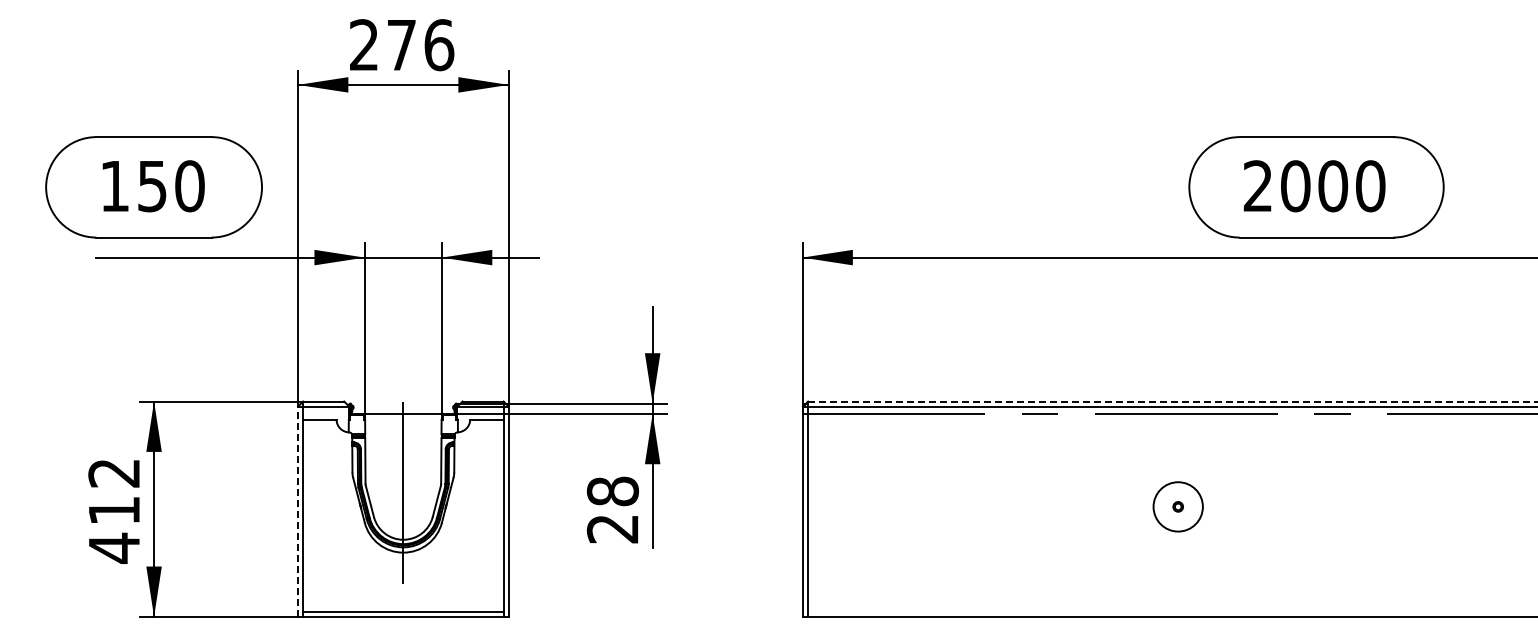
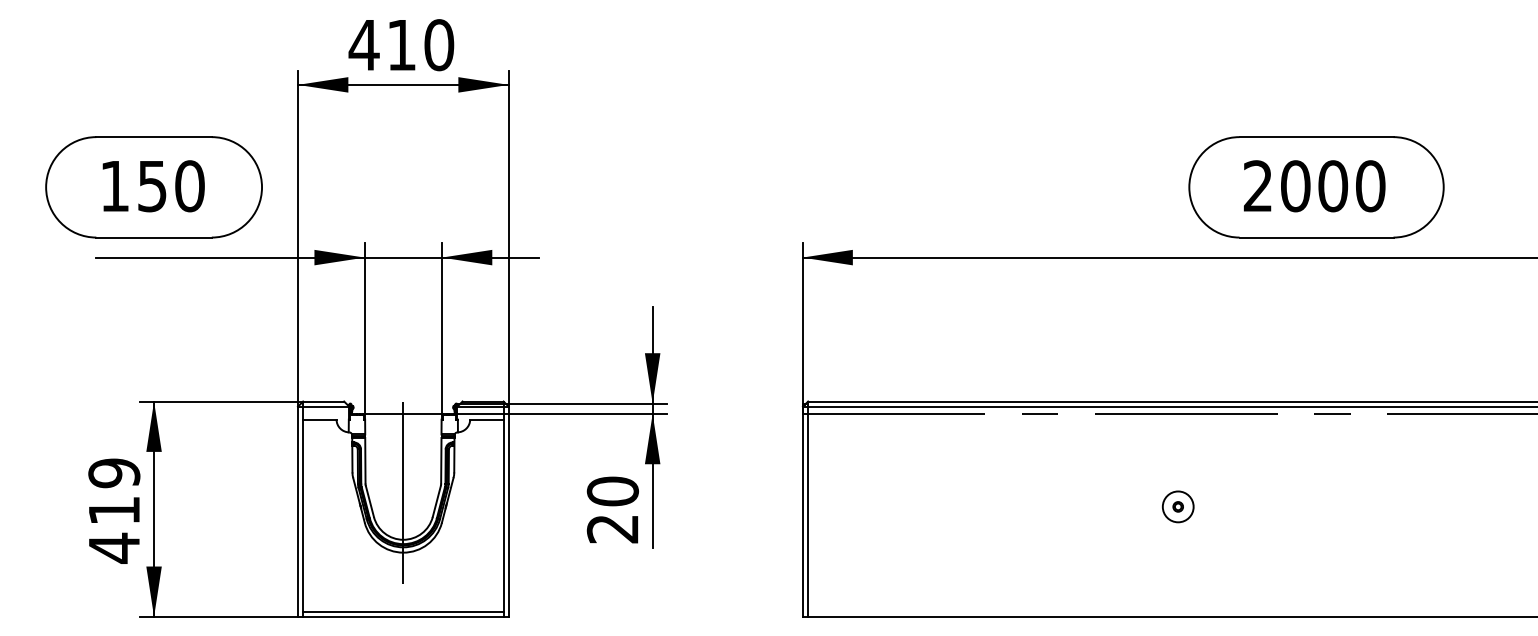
text: 276 -> 410 (401, 45)
line: dashed -> solid (1173, 401)
text: 412 -> 419 (114, 473)
text: 28 -> 20 (612, 491)
circle diameter: 49 px -> 31 px (1177, 506)
line: dashed -> solid (298, 511)
